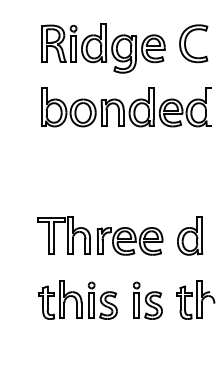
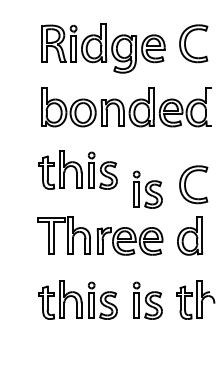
part: none -> present (77, 169)
part: none -> present (186, 182)
part: none -> present (147, 189)
